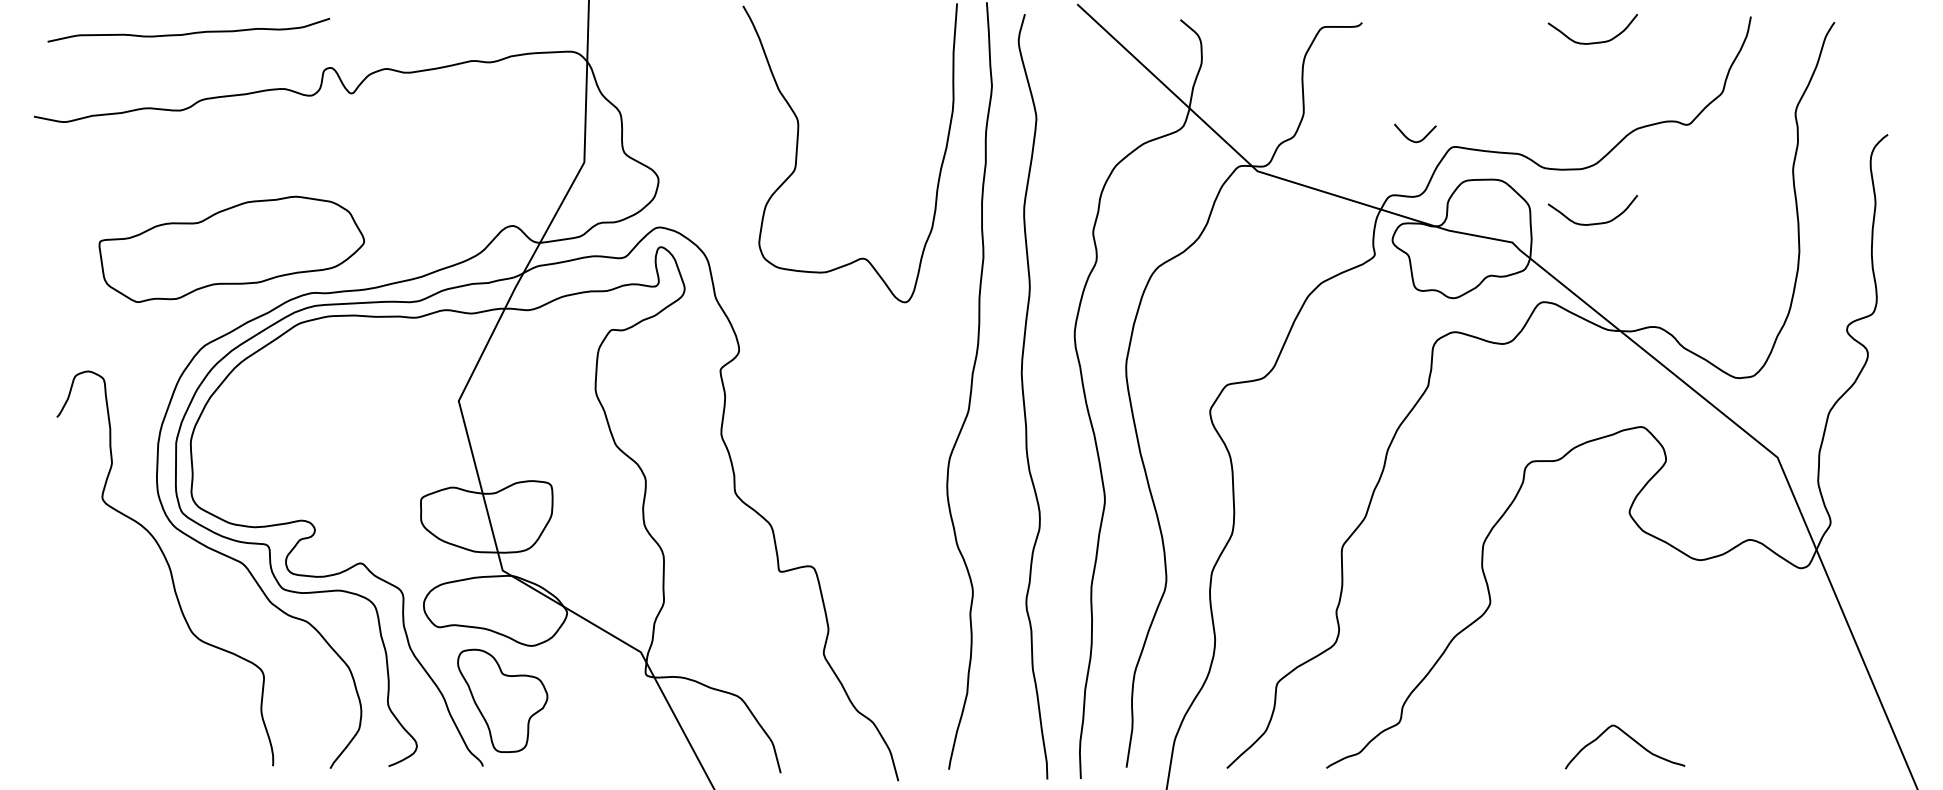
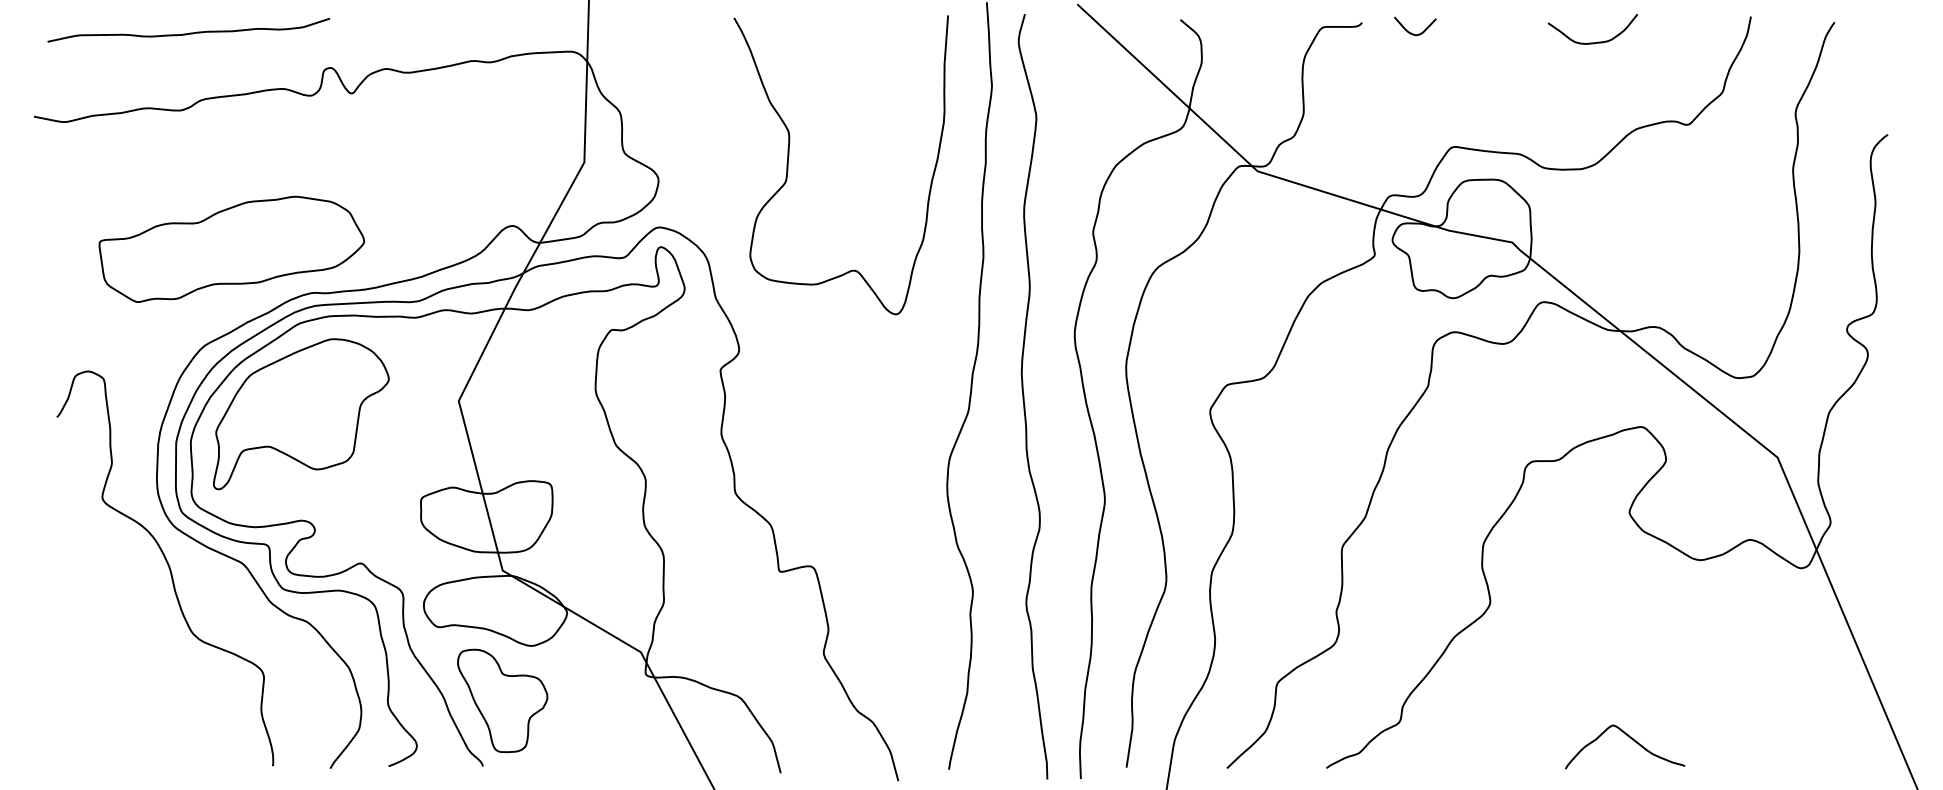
curve position: (1411, 139) -> (1411, 32) (1411, 32)
curve position: (798, 145) -> (789, 157) (789, 157)
curve: present -> none (1592, 223)
part: none -> present (301, 414)
